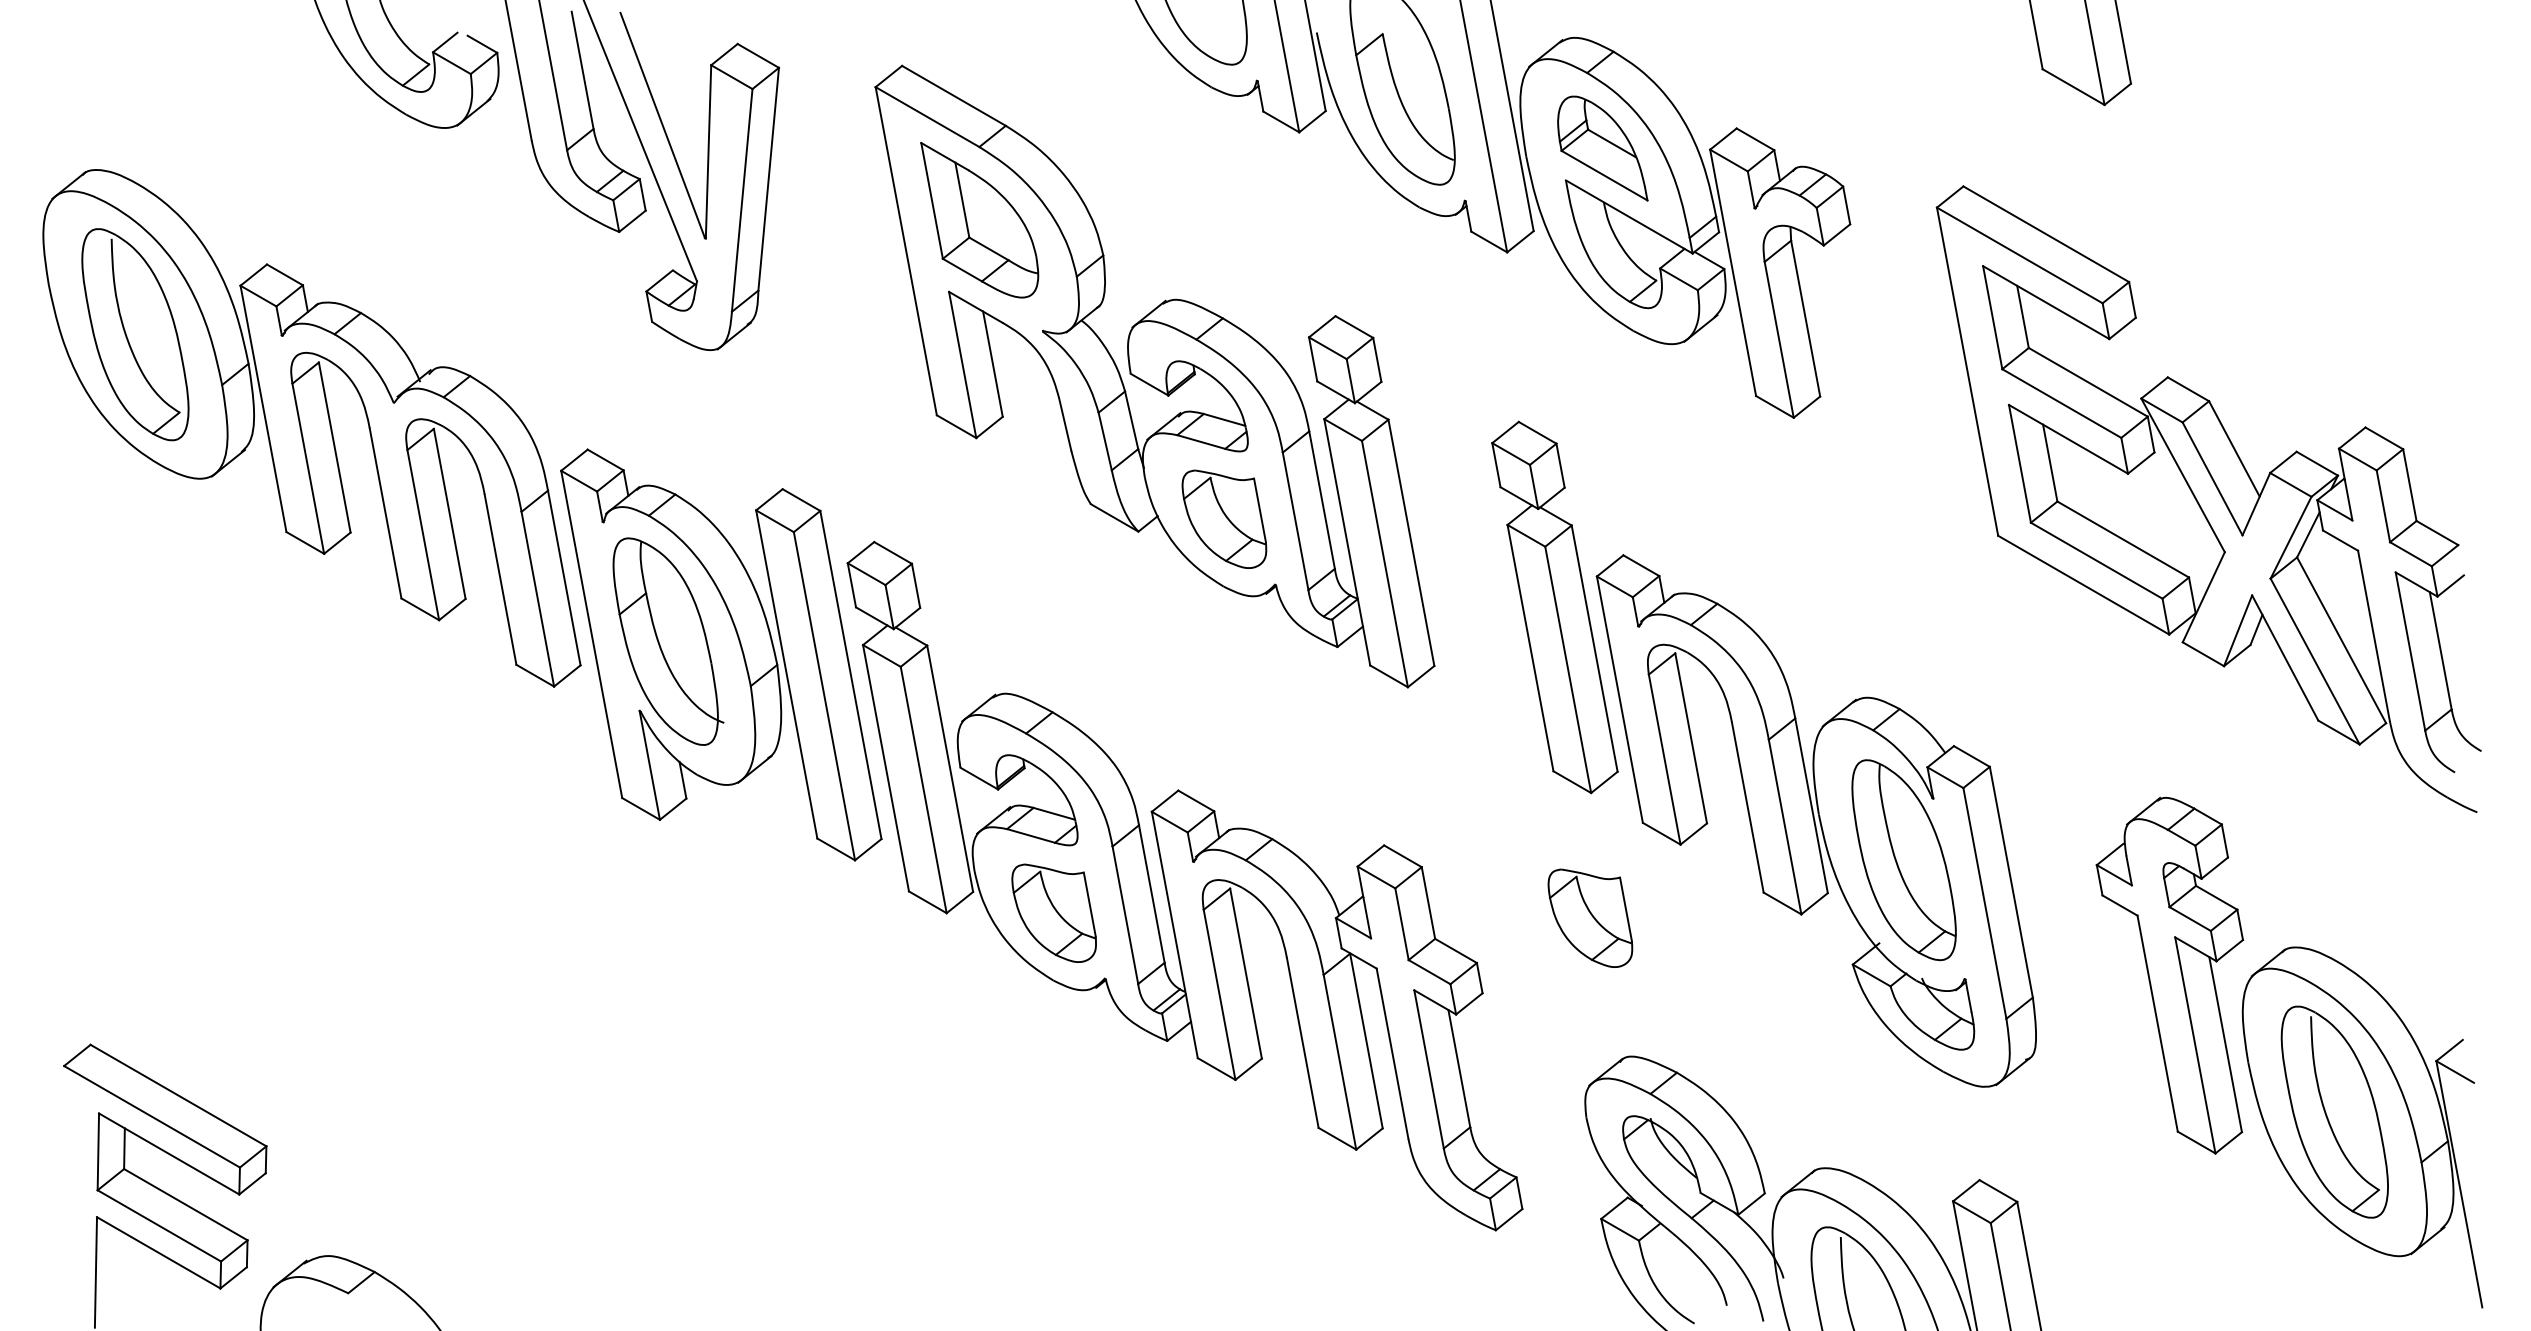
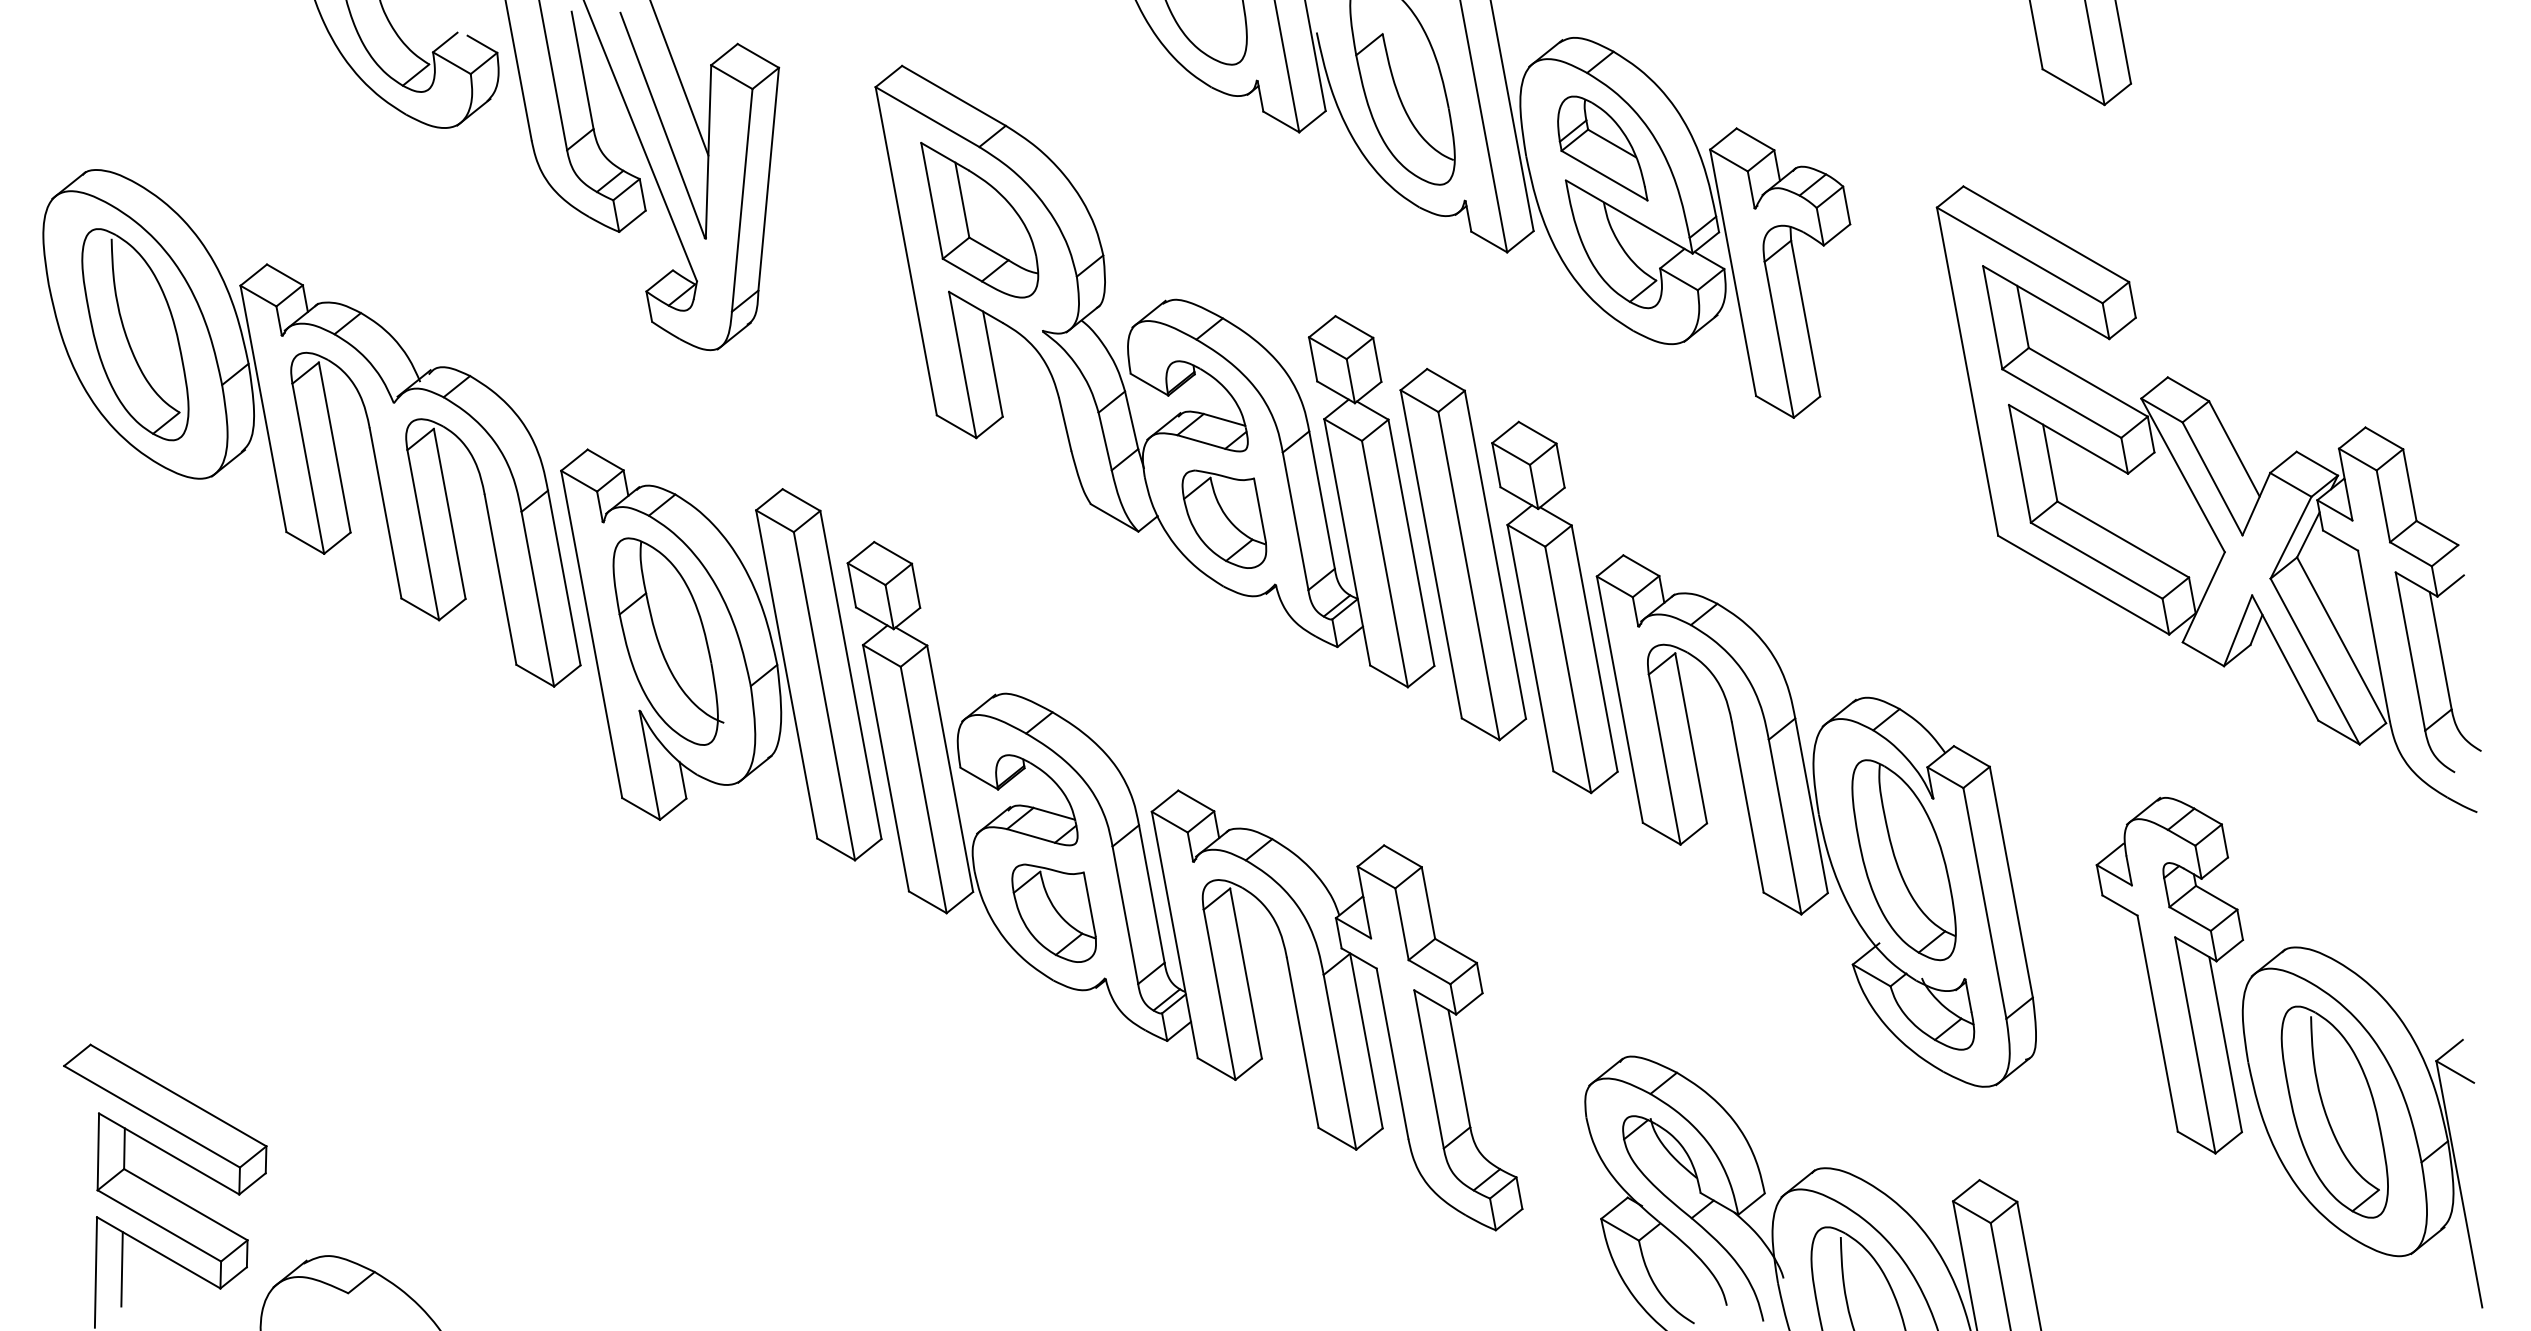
line: none -> present (679, 78)
part: none -> present (1463, 554)
part: present -> none (1590, 917)
line: none -> present (121, 1269)
